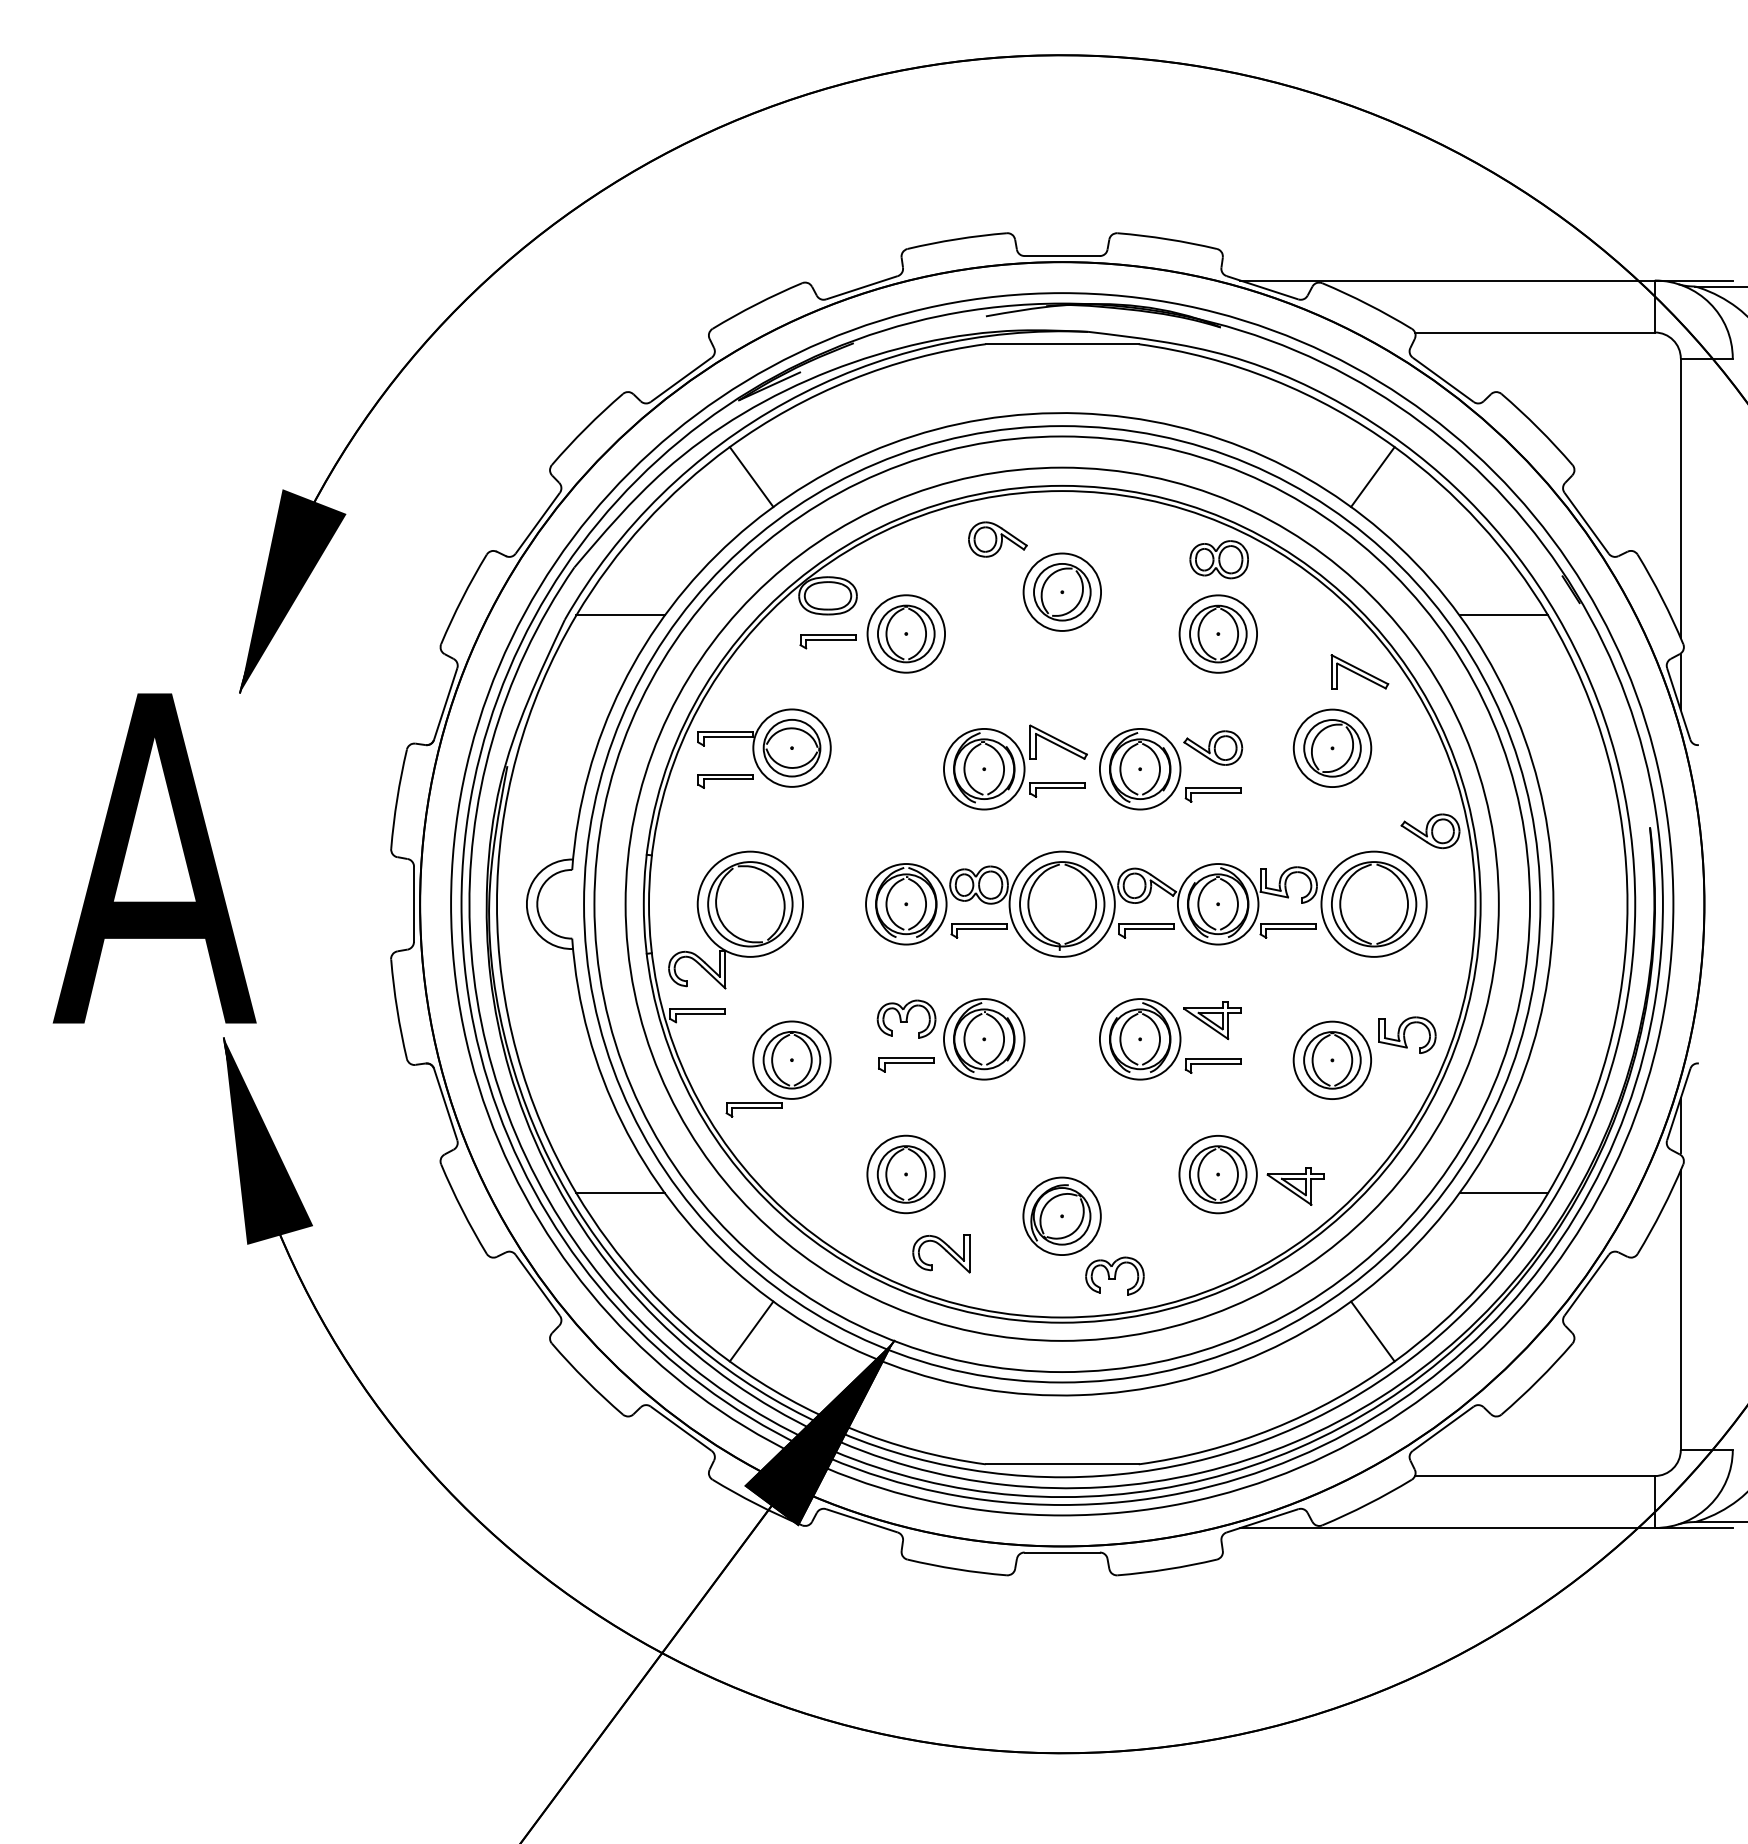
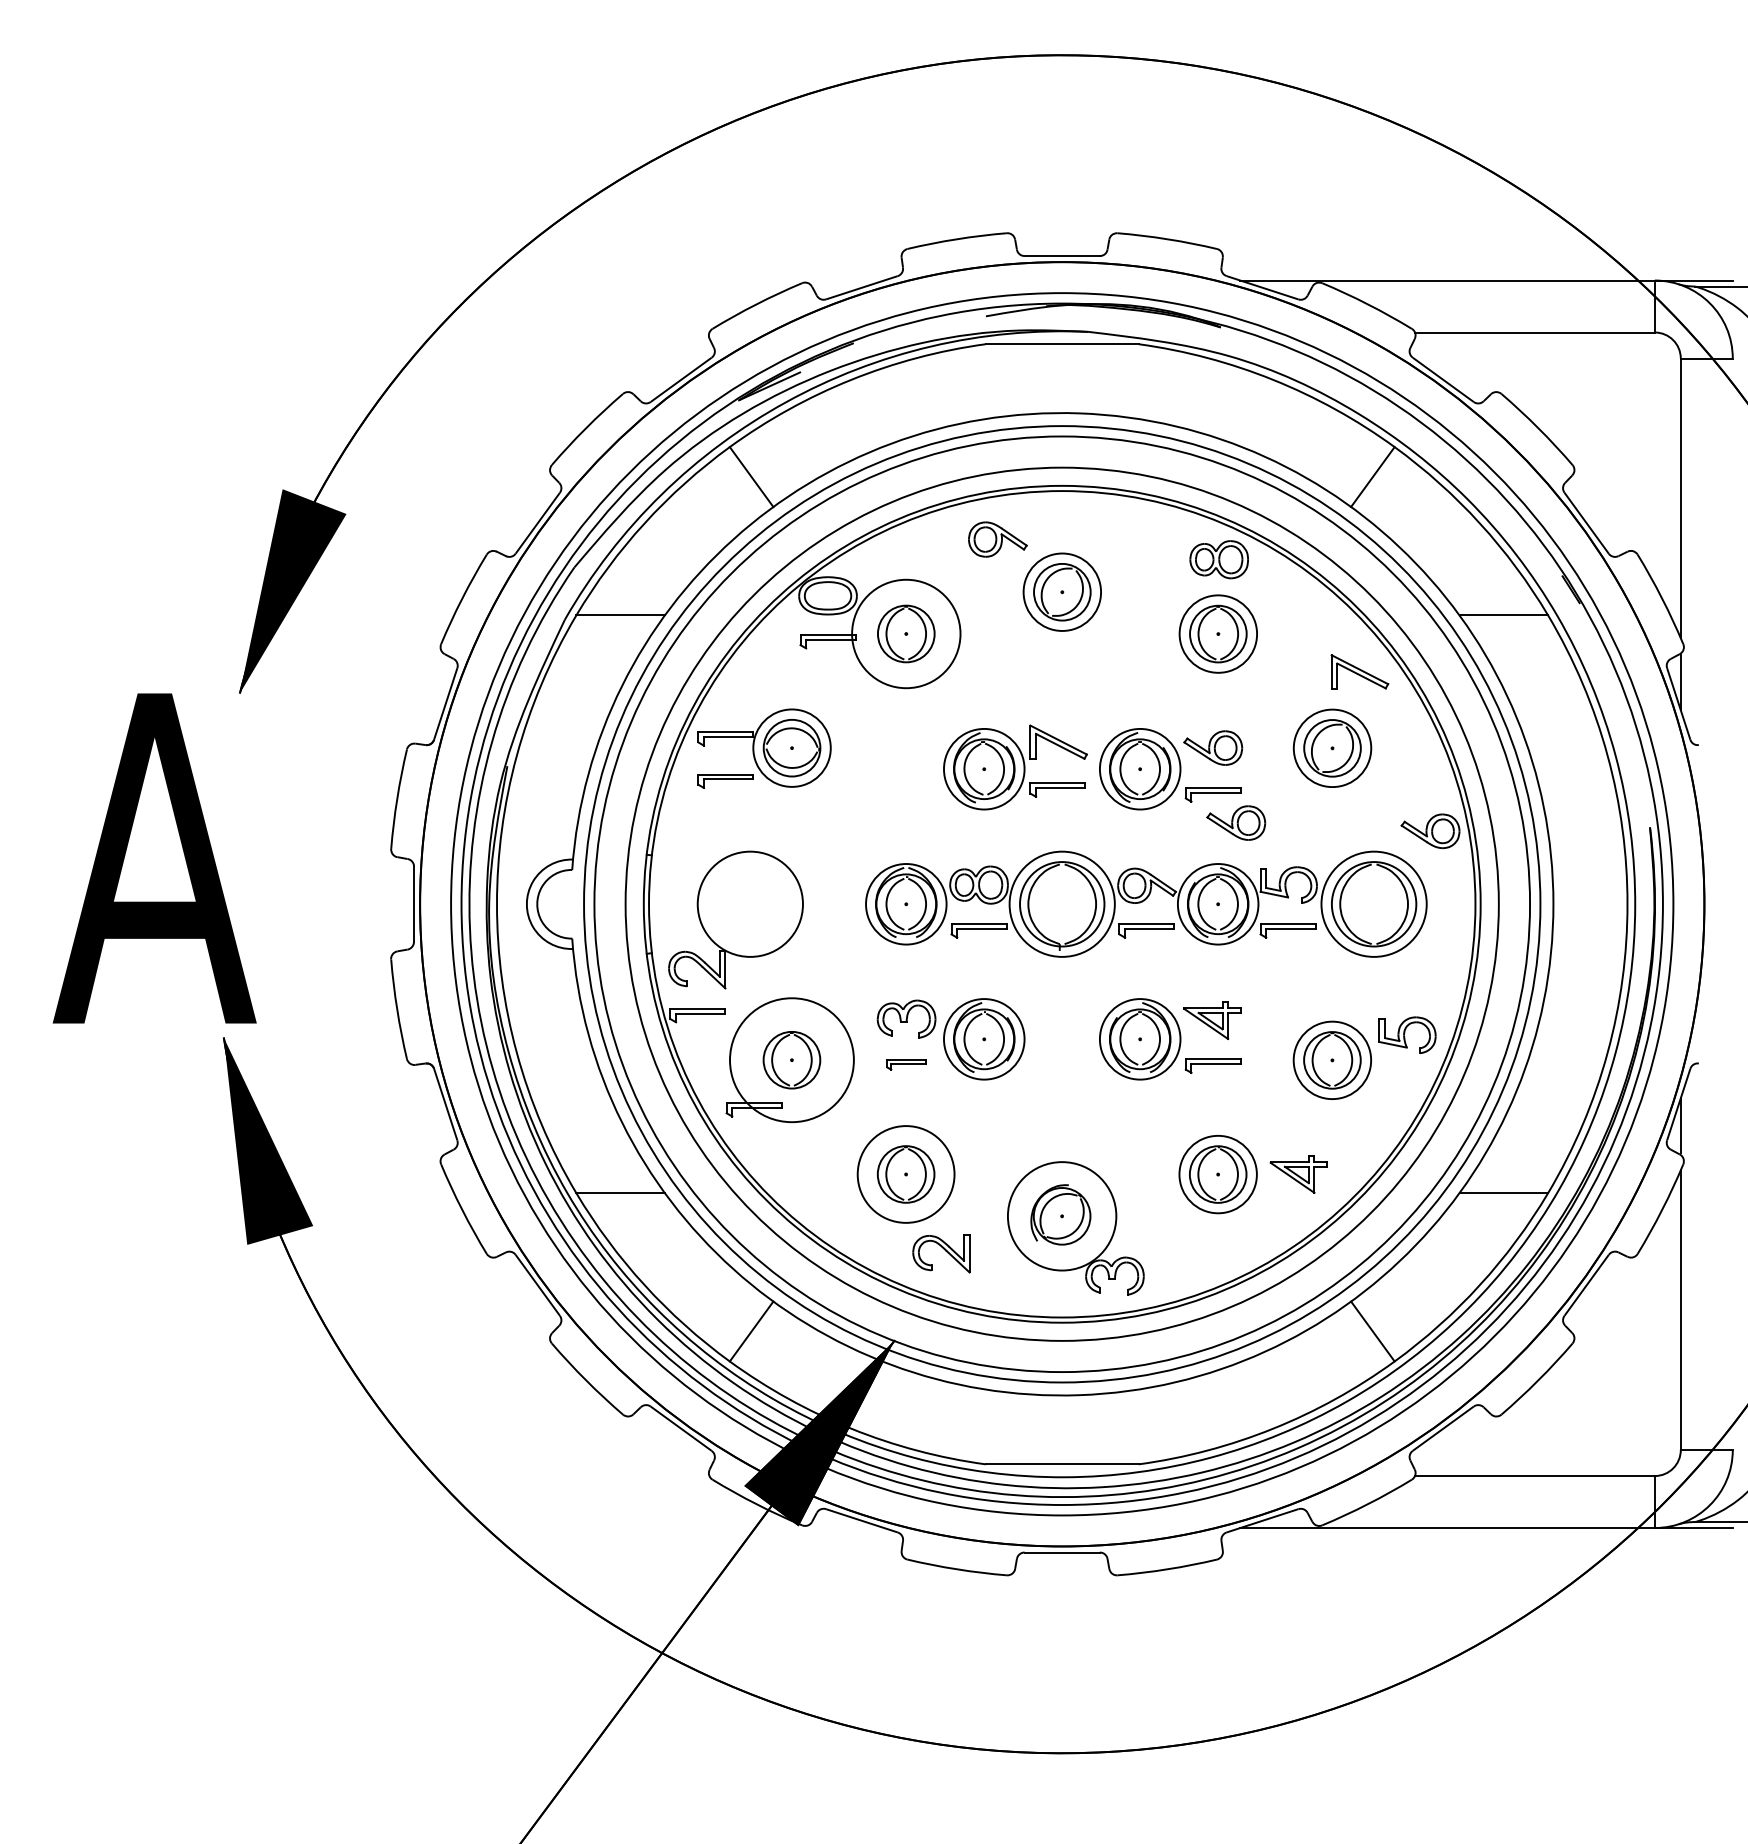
circle diameter: 77 px -> 108 px (906, 633)
part: none -> present (1236, 822)
part: present -> none (750, 904)
circle diameter: 77 px -> 124 px (791, 1060)
part size: 57x16 px -> 41x12 px (906, 1064)
circle diameter: 77 px -> 97 px (905, 1174)
part position: (1295, 1186) -> (1298, 1174) (1298, 1174)
circle diameter: 77 px -> 108 px (1061, 1216)
